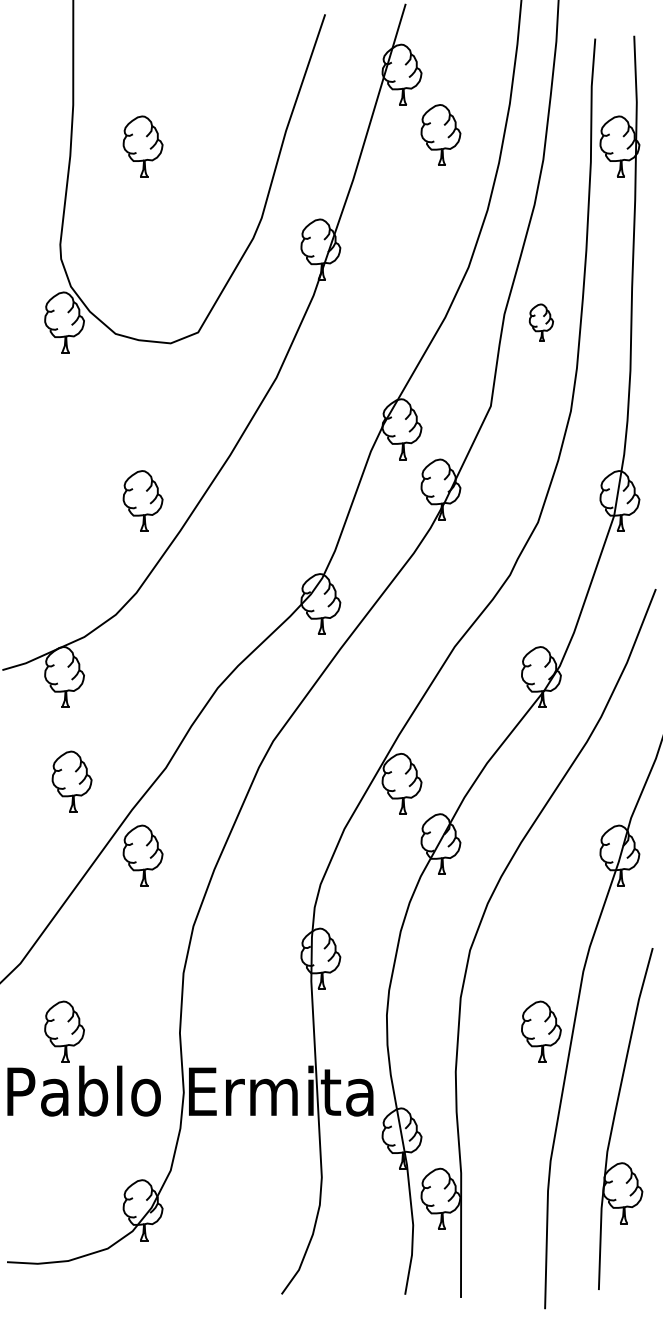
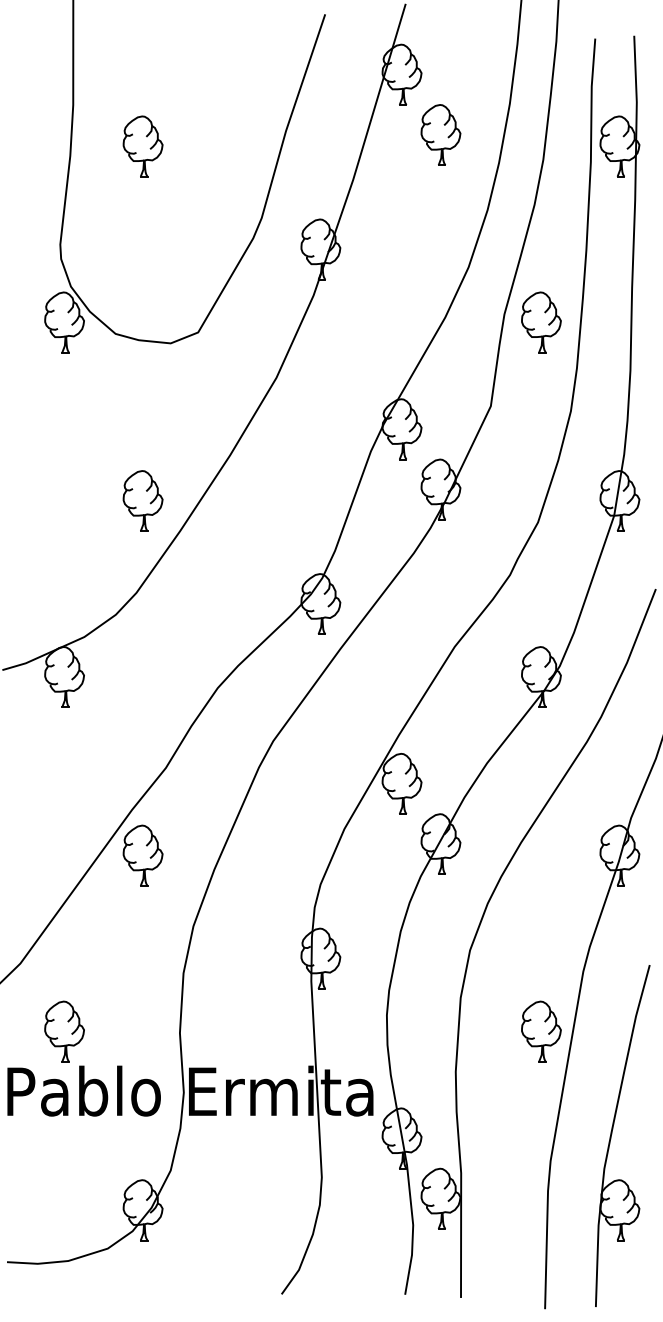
part size: 26x39 px -> 41x63 px (541, 322)
part: present -> none (71, 781)
part position: (615, 1117) -> (612, 1134) (612, 1134)
